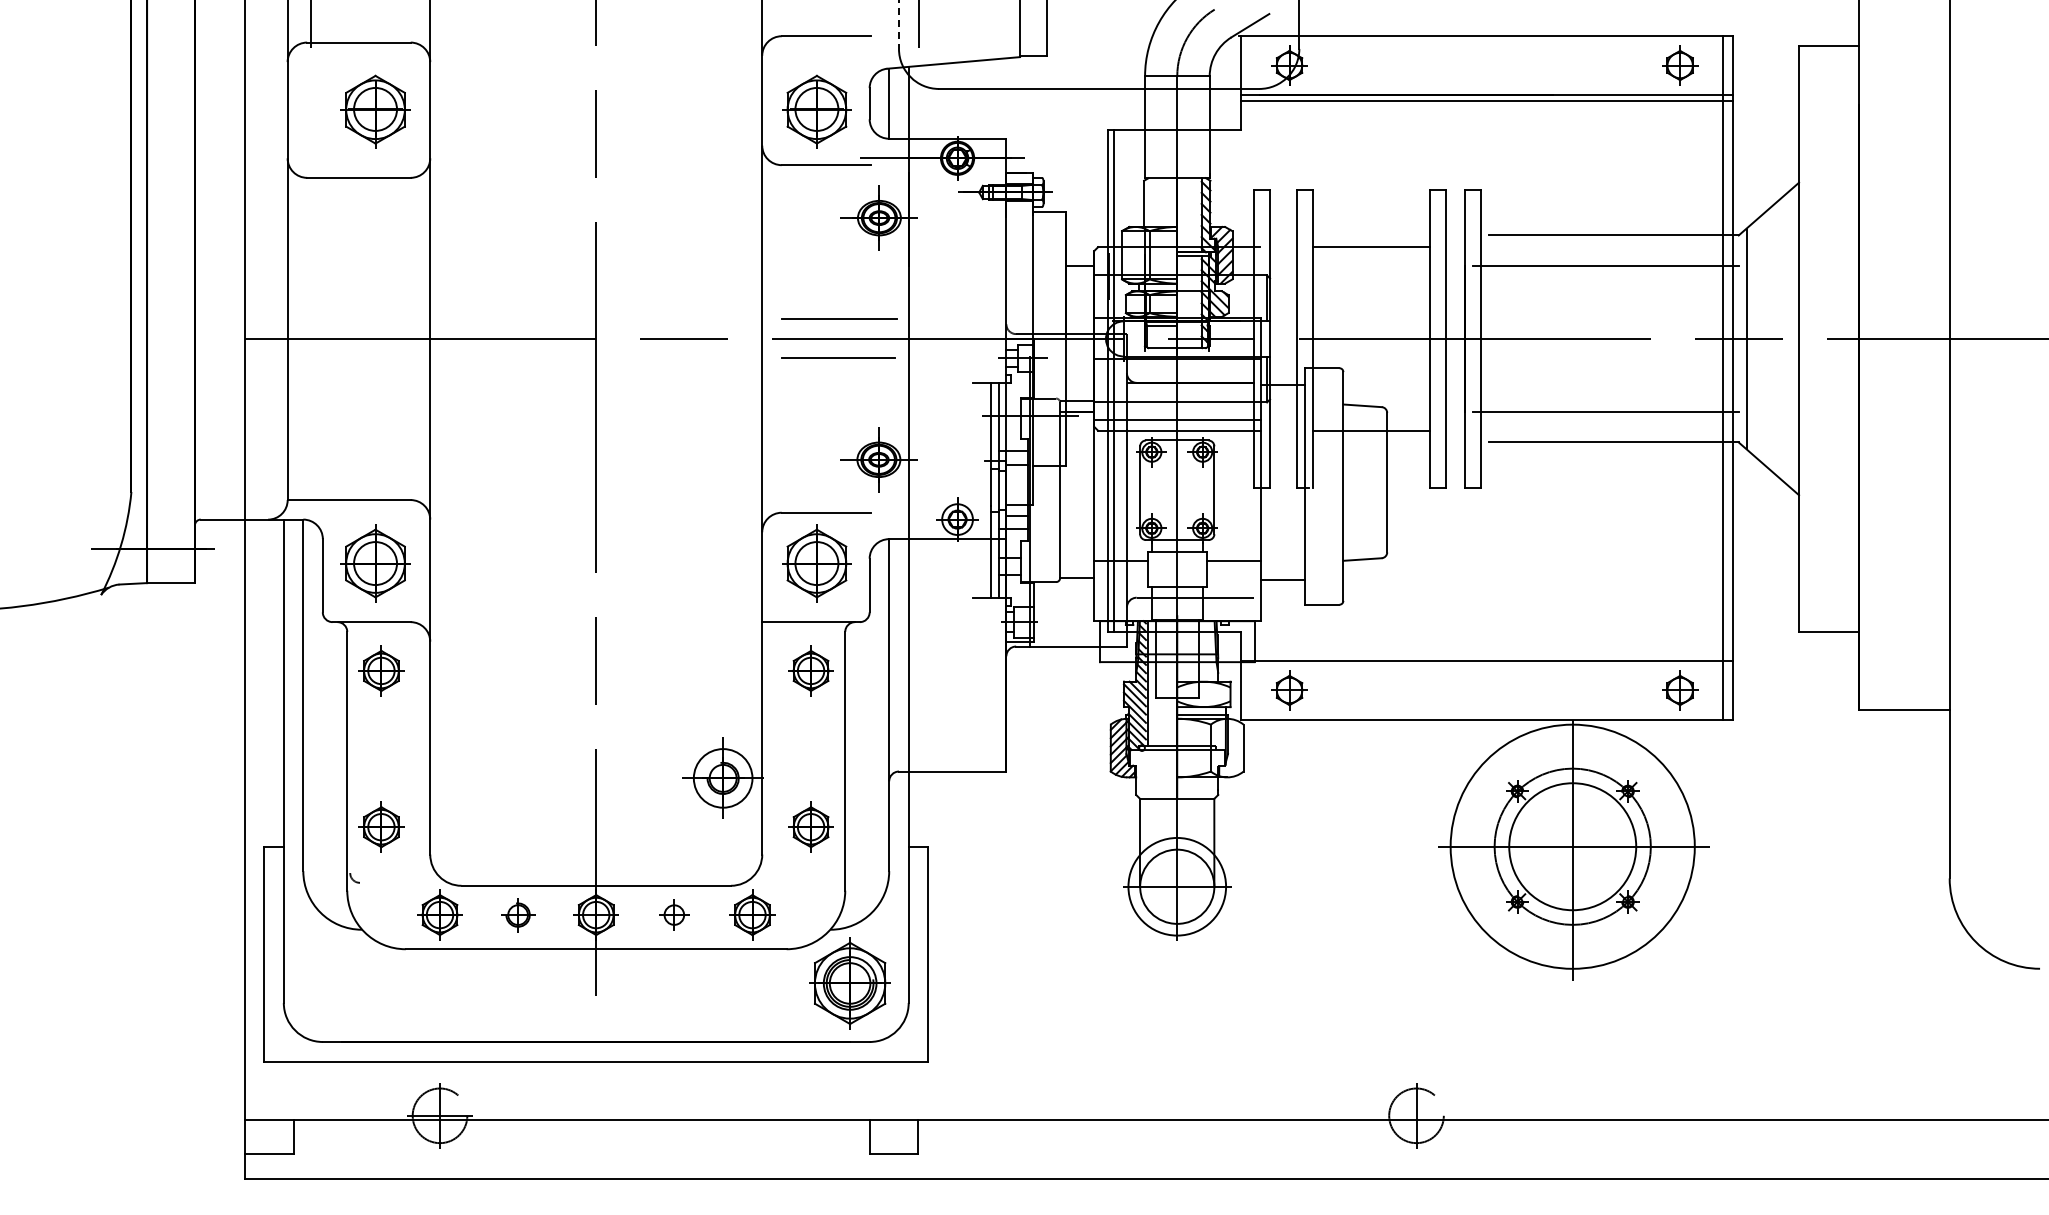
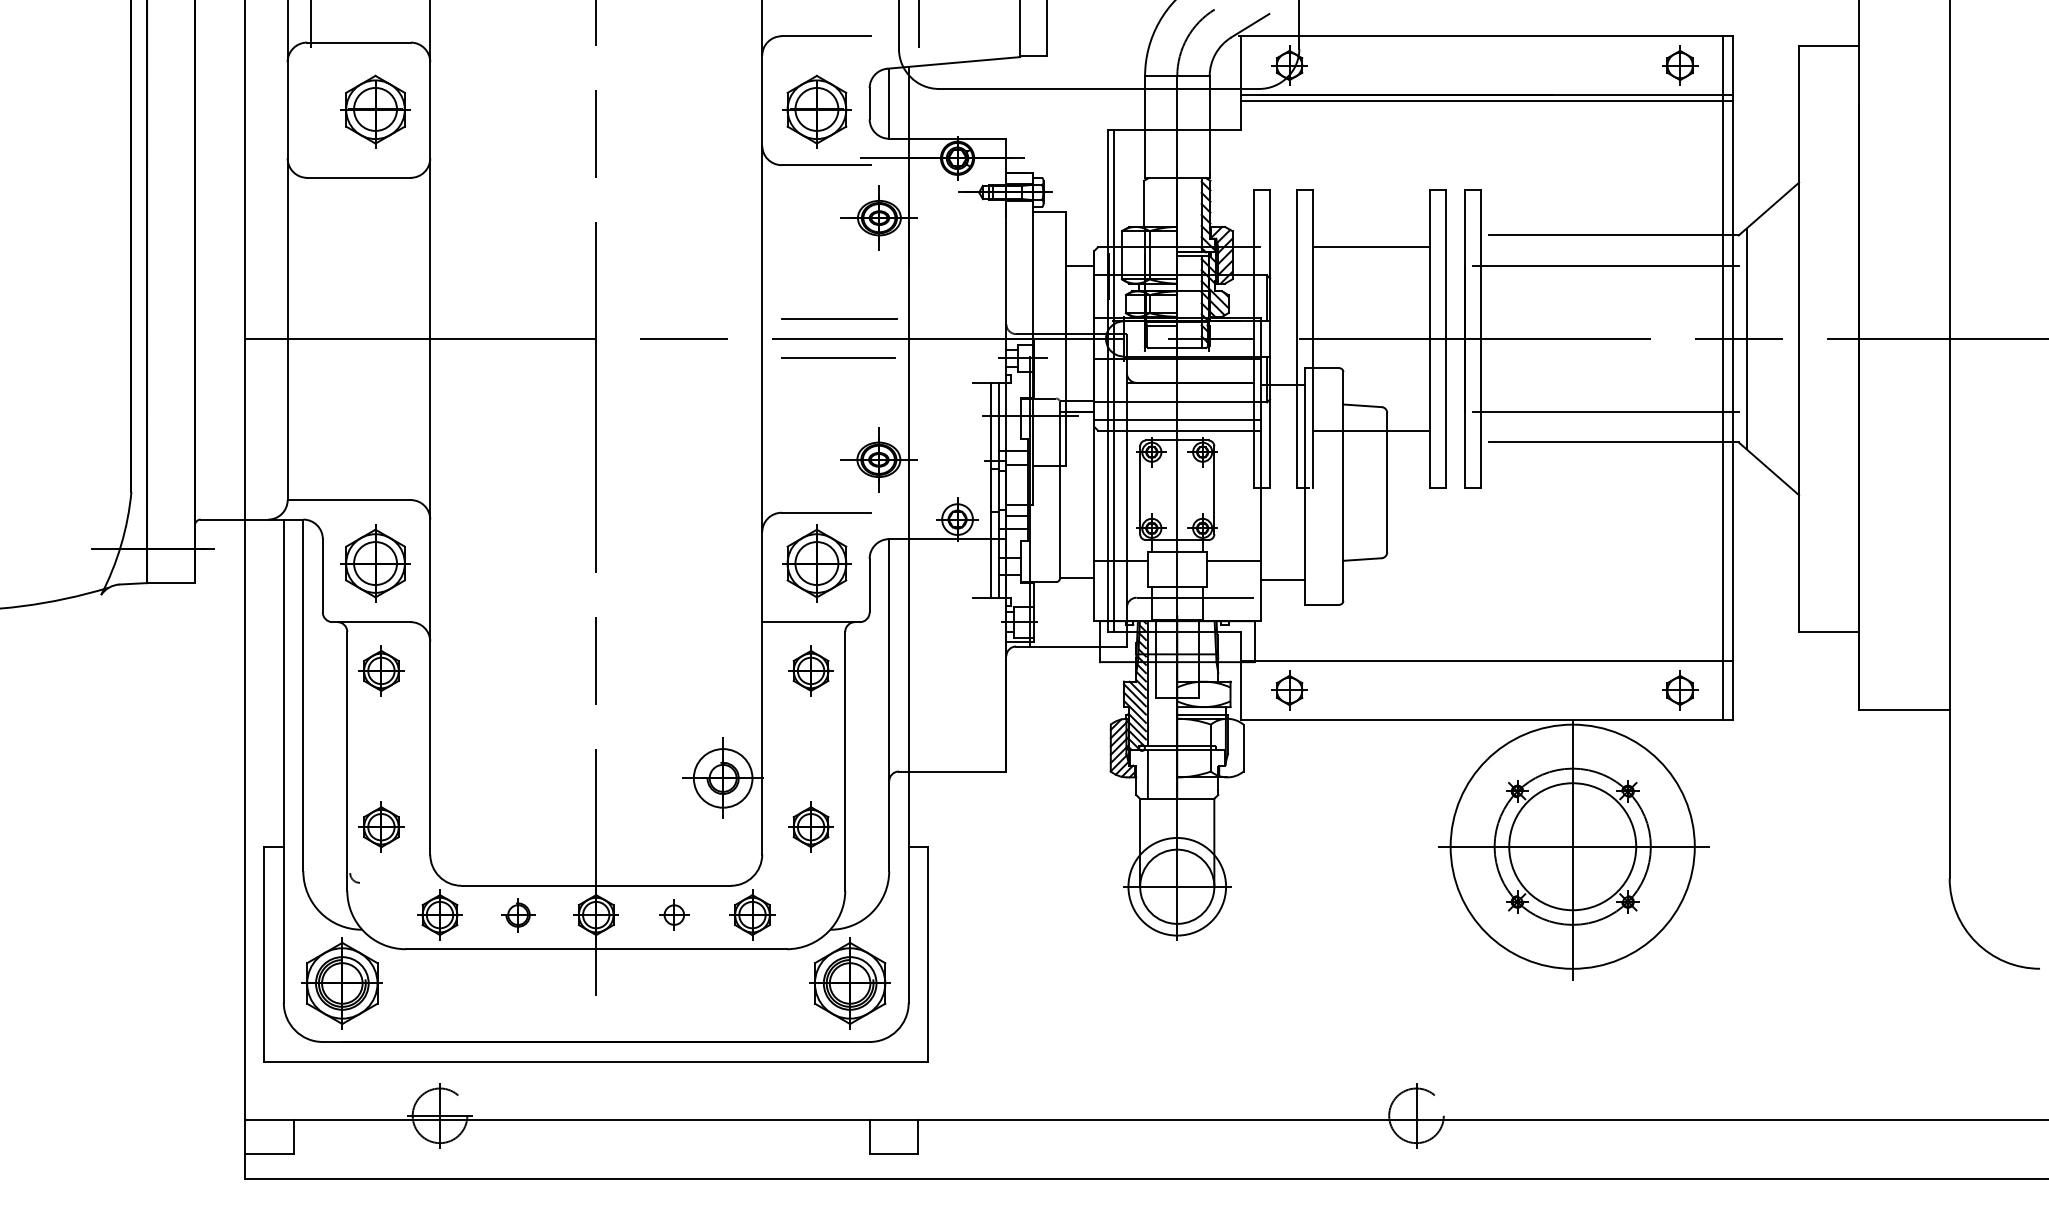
line: dashed -> solid (898, 24)
line: none -> present (1147, 774)
part: none -> present (341, 983)
